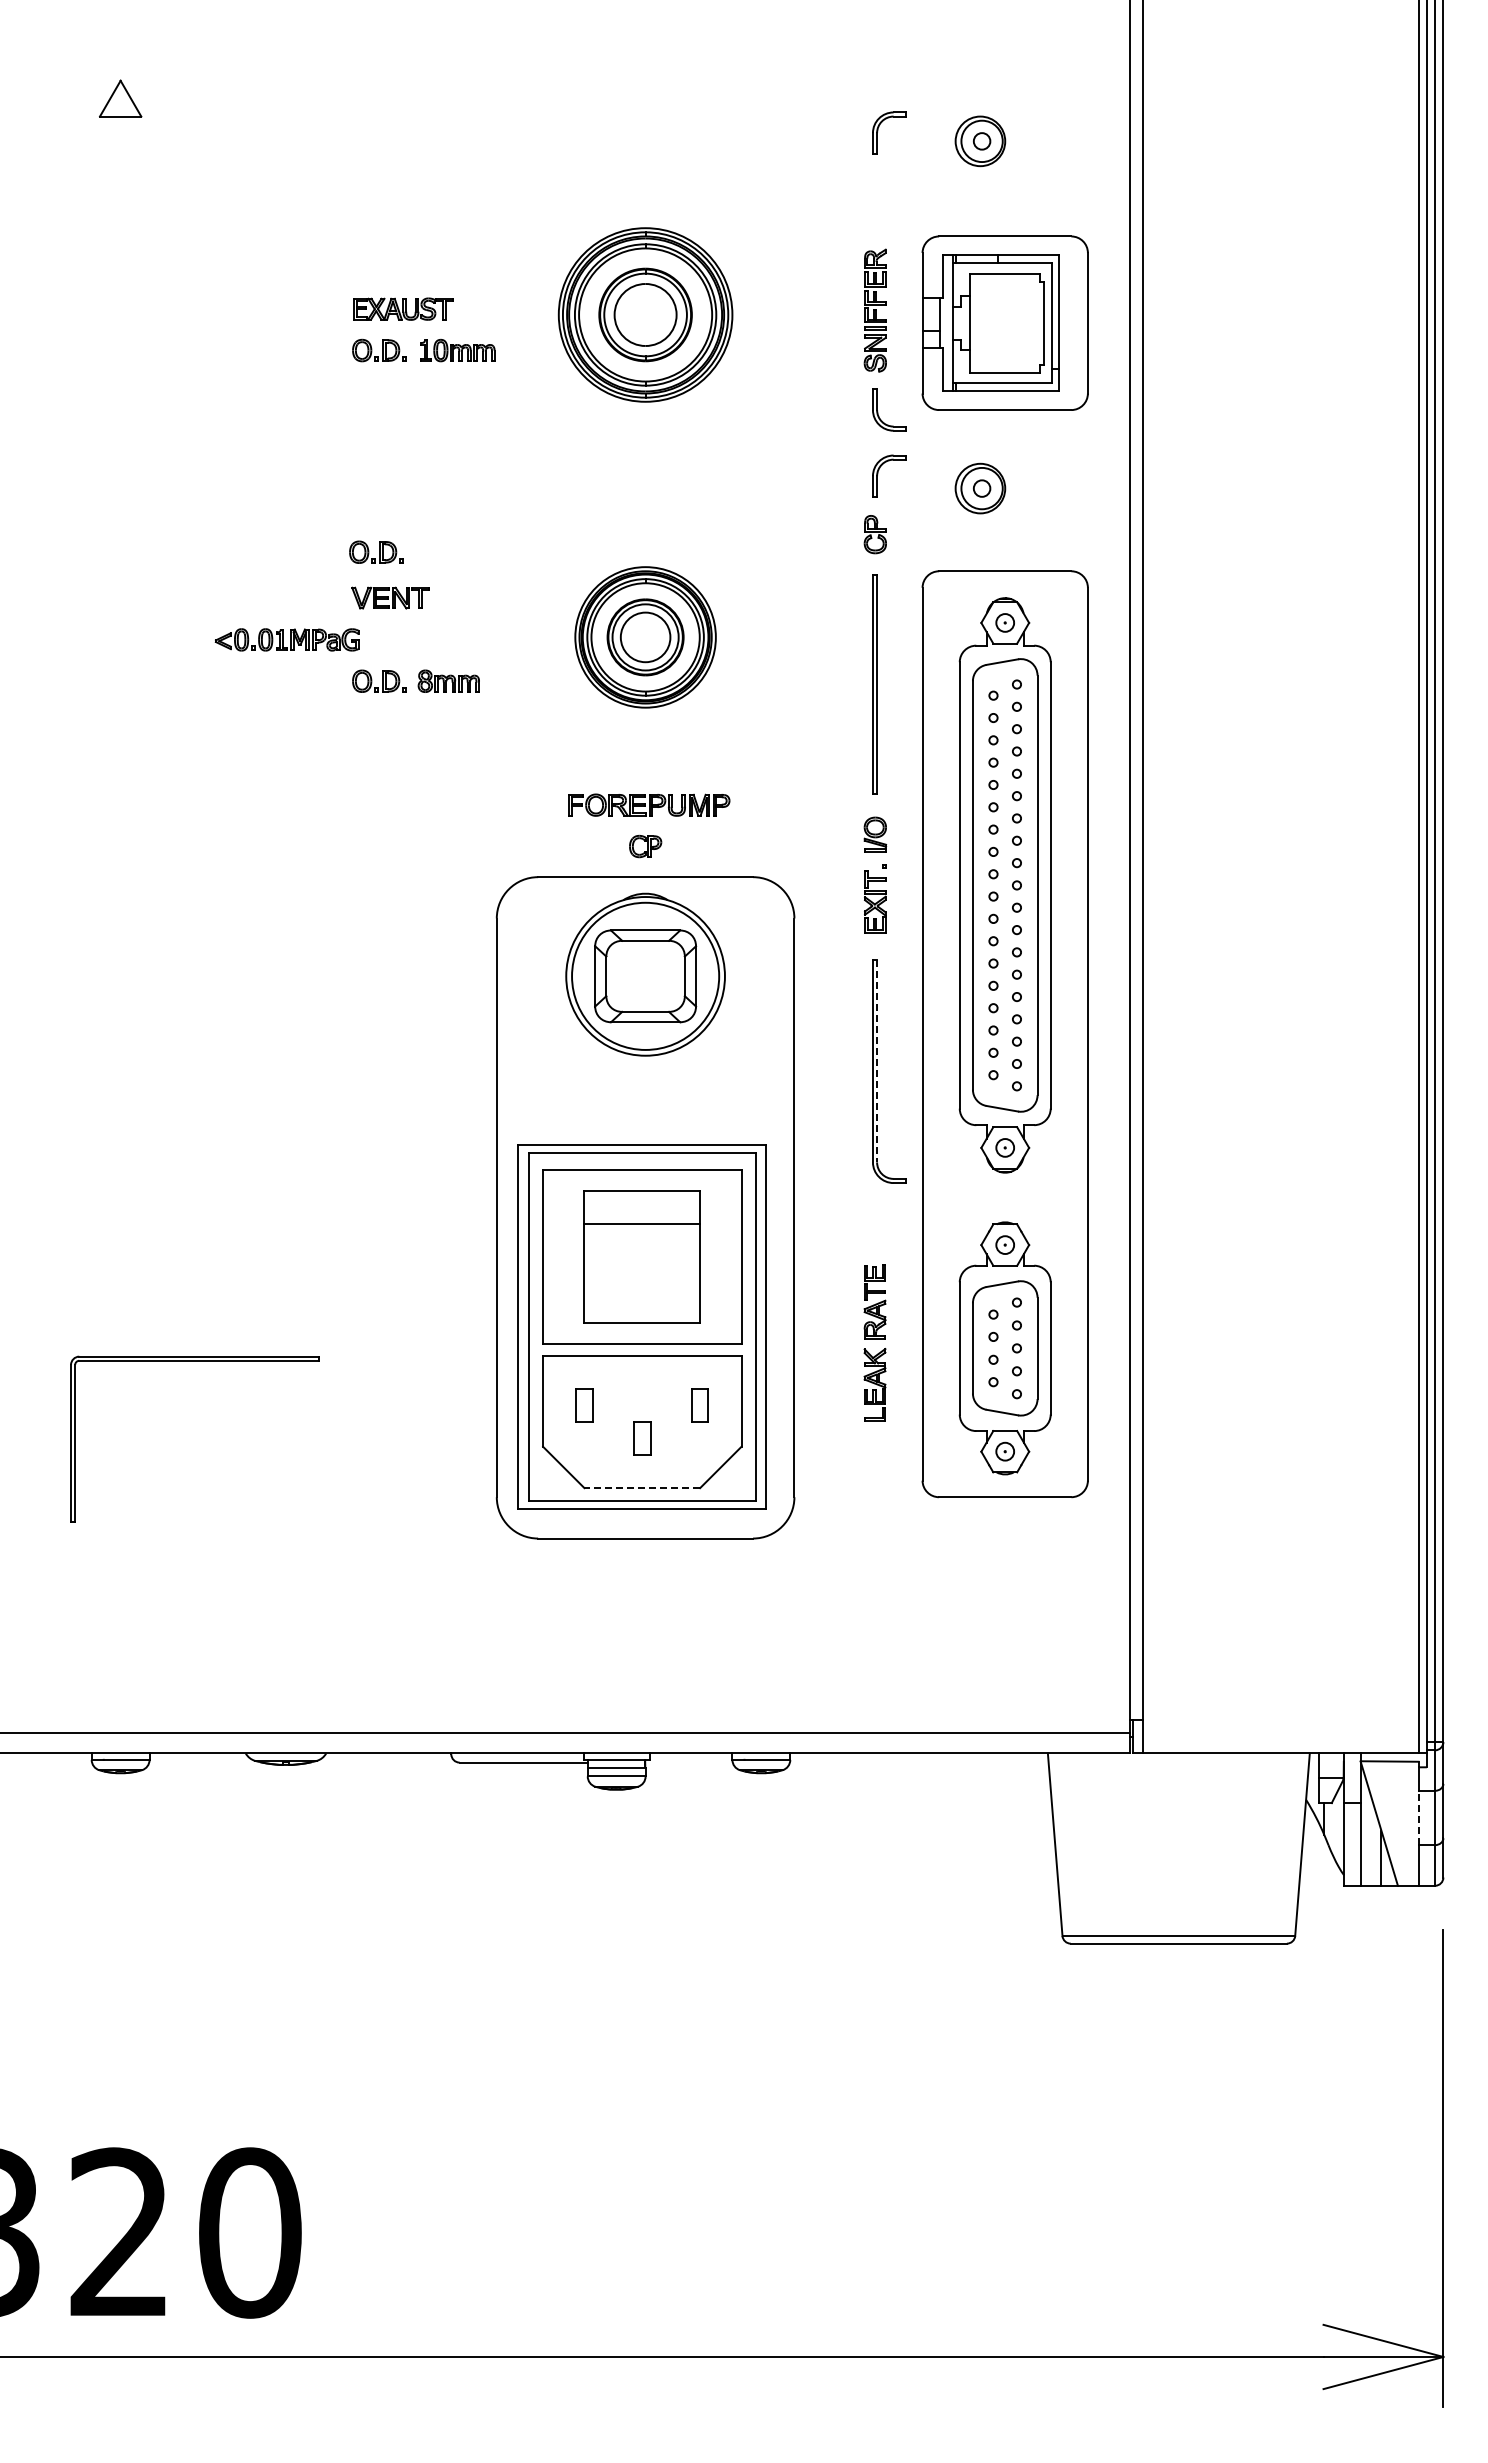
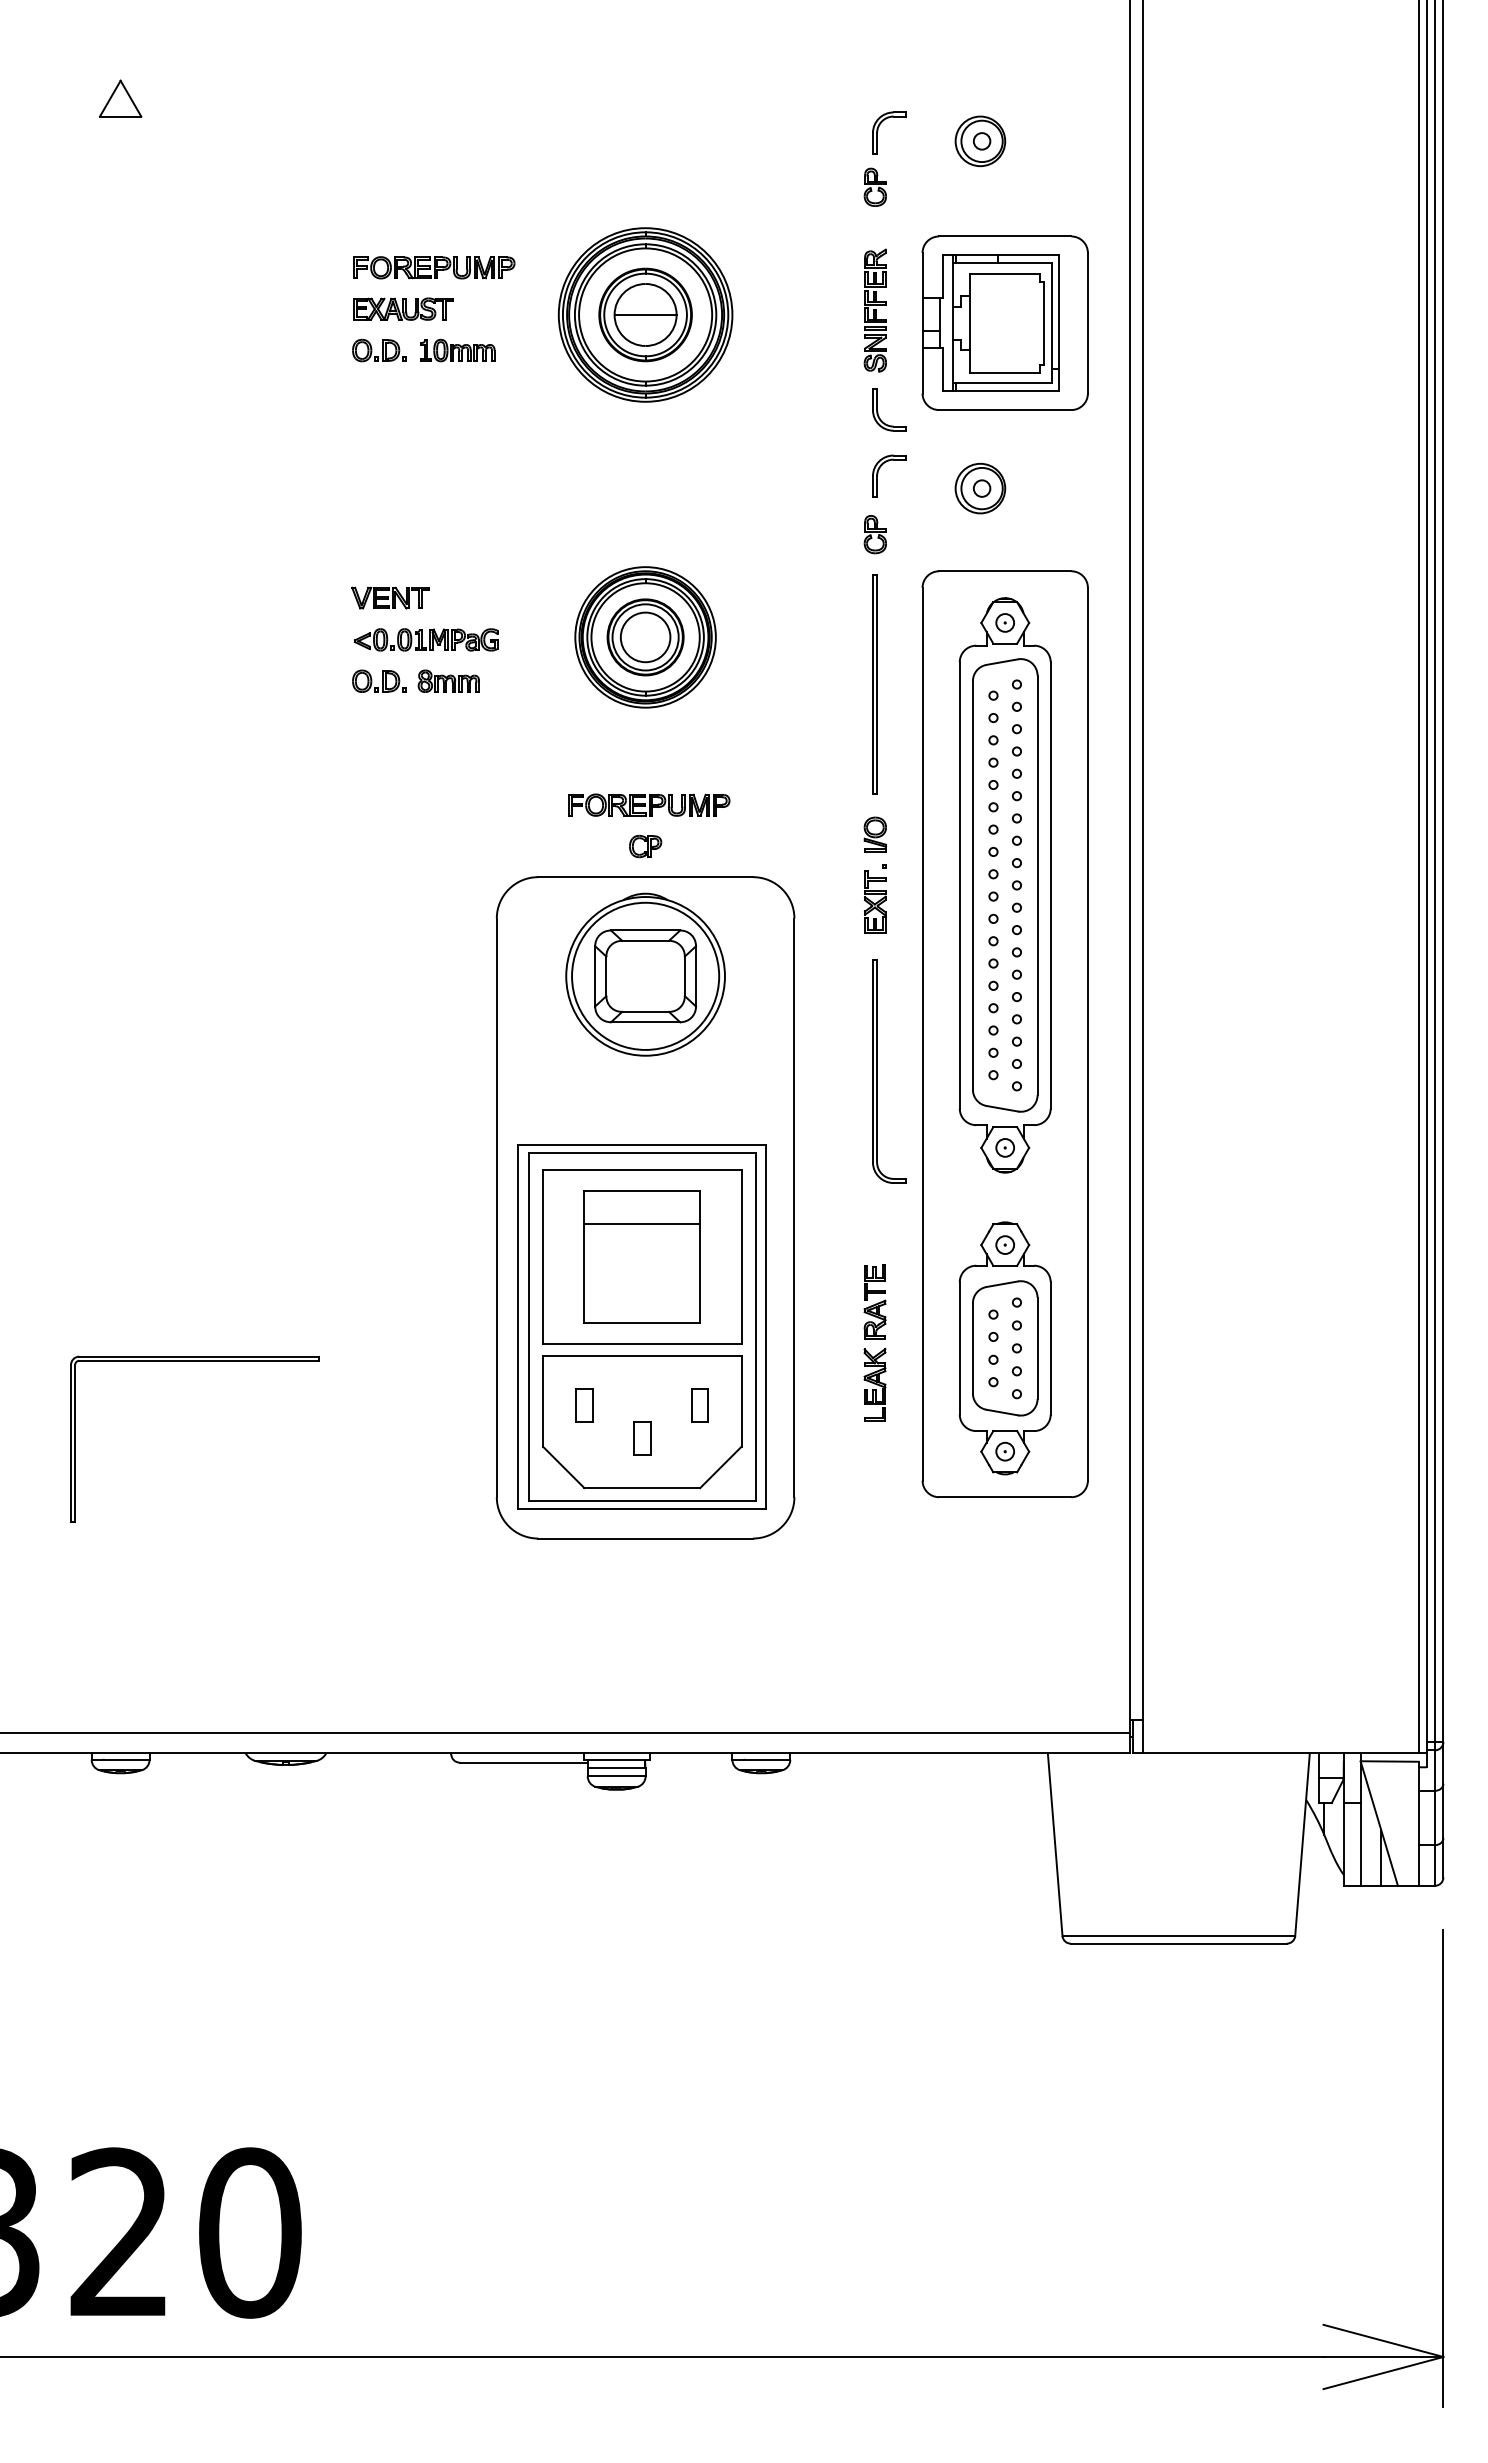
part: none -> present (874, 186)
part: none -> present (434, 267)
line: none -> present (645, 315)
part: present -> none (376, 551)
part position: (286, 639) -> (425, 639) (425, 639)
line: dashed -> solid (877, 1061)
line: dashed -> solid (642, 1488)
line: dashed -> solid (1418, 1817)
